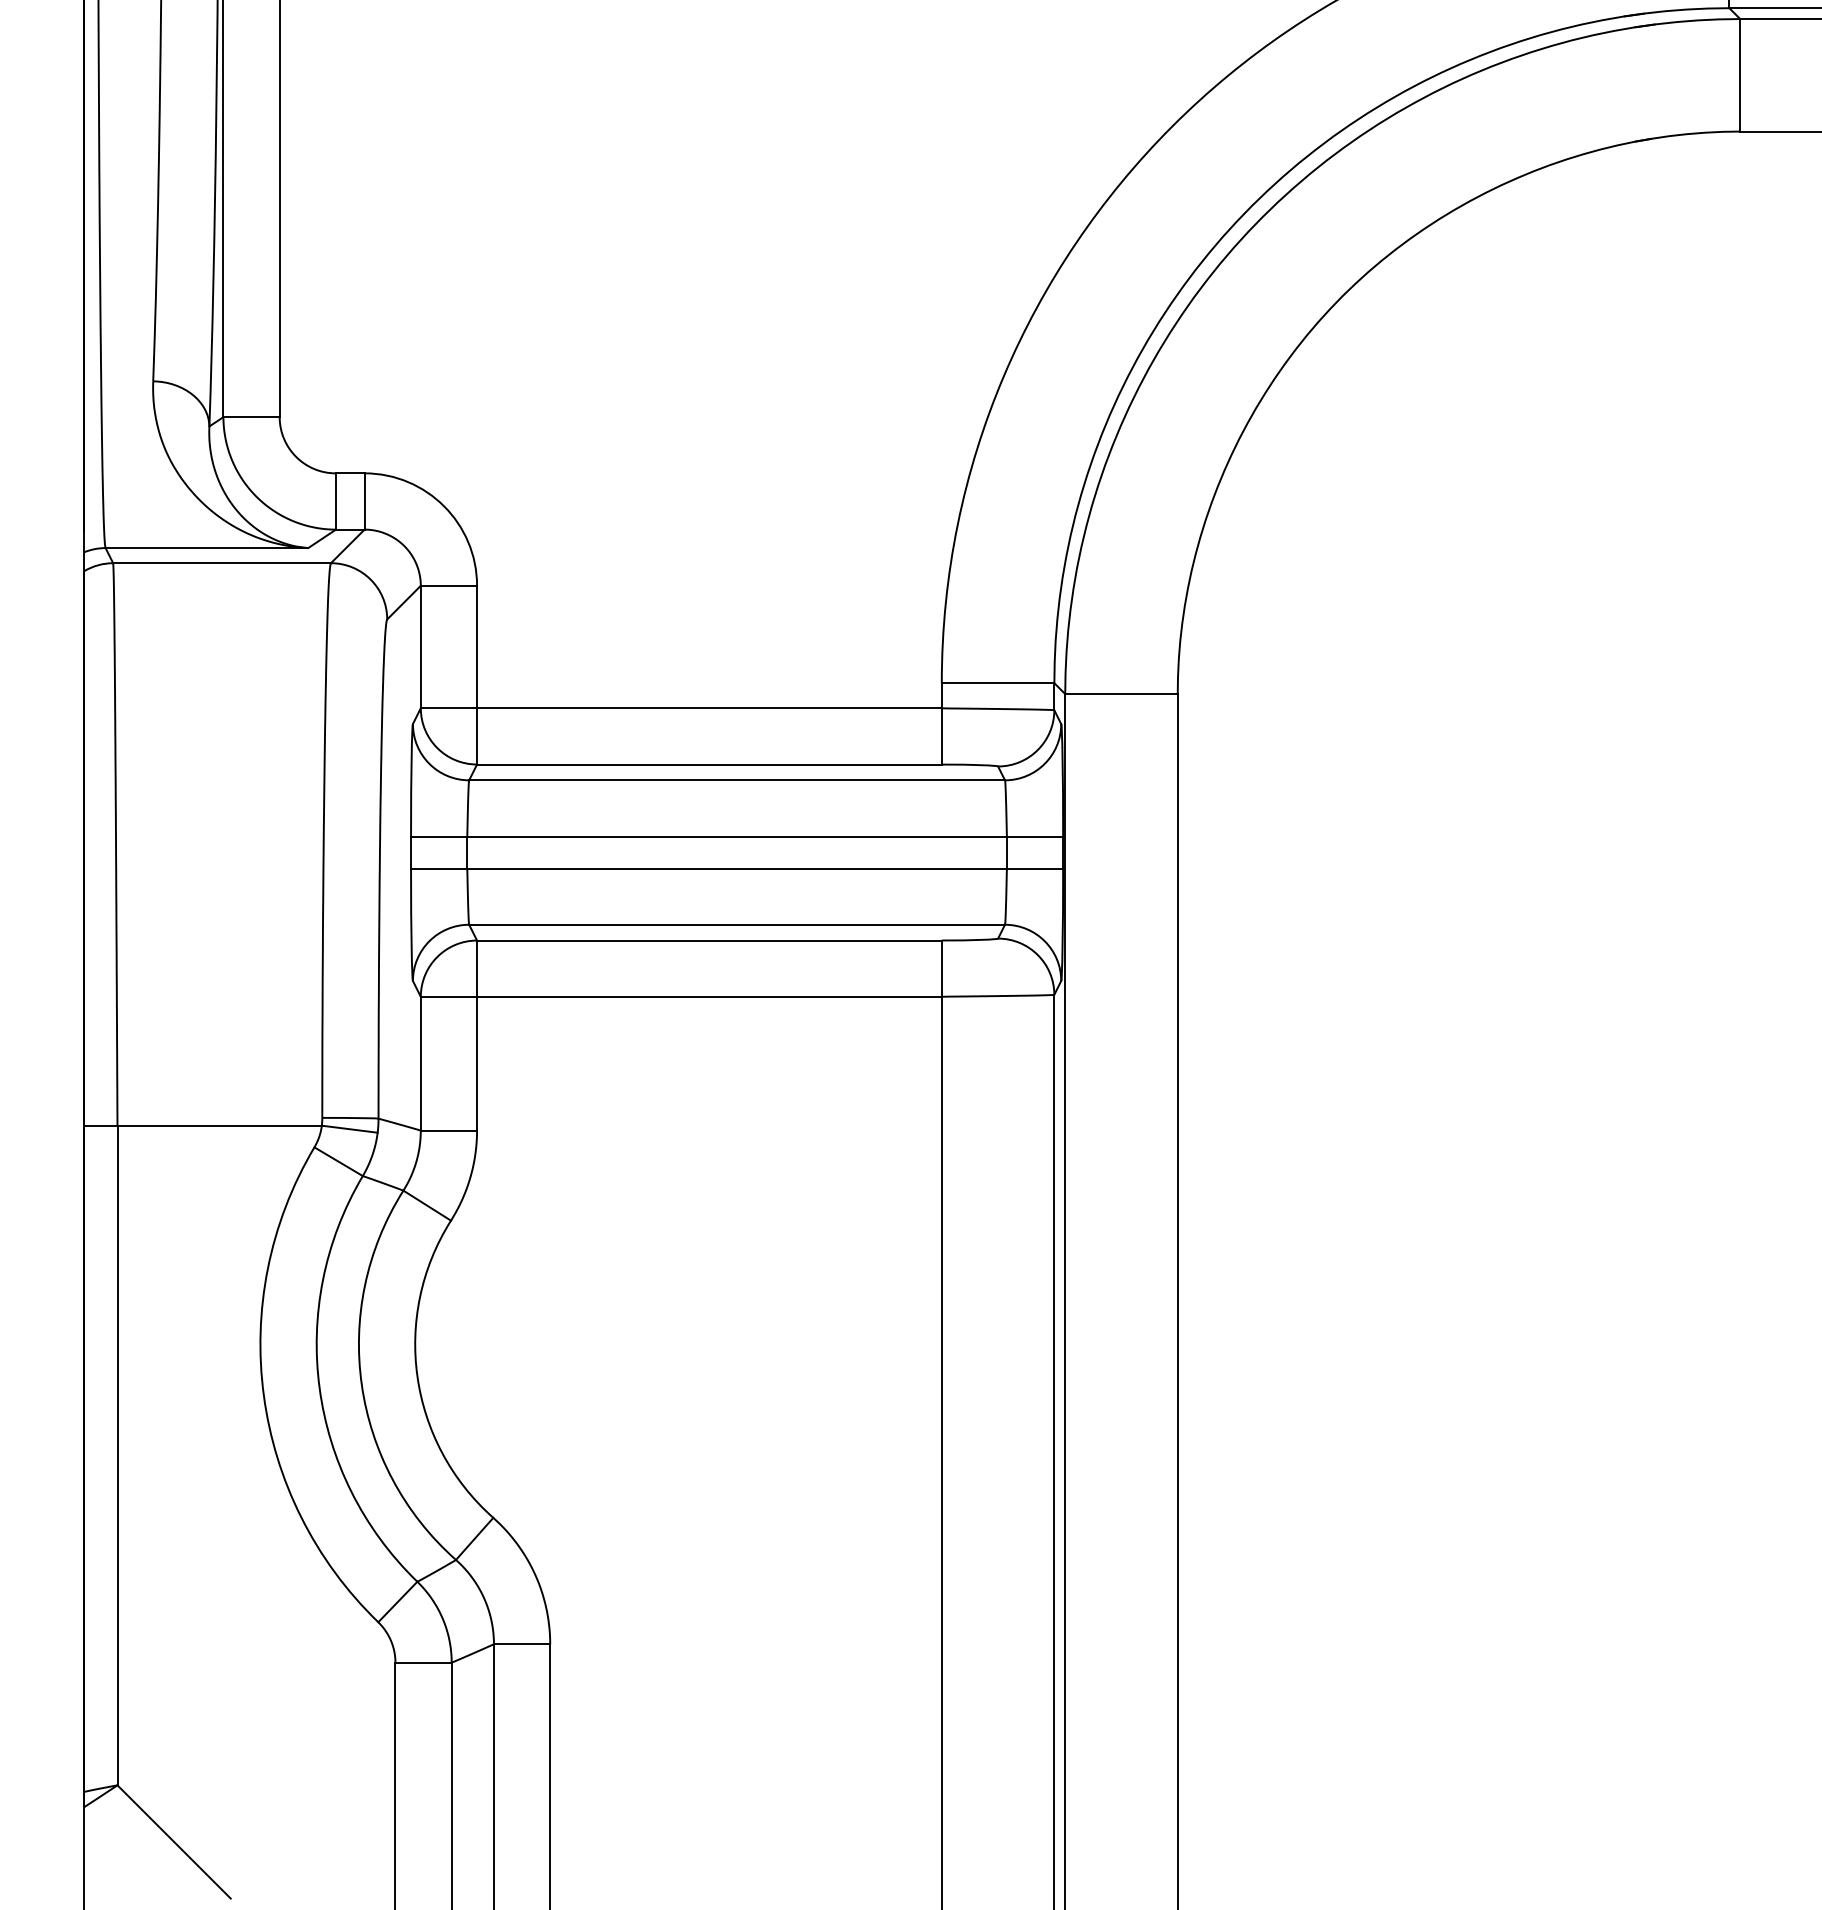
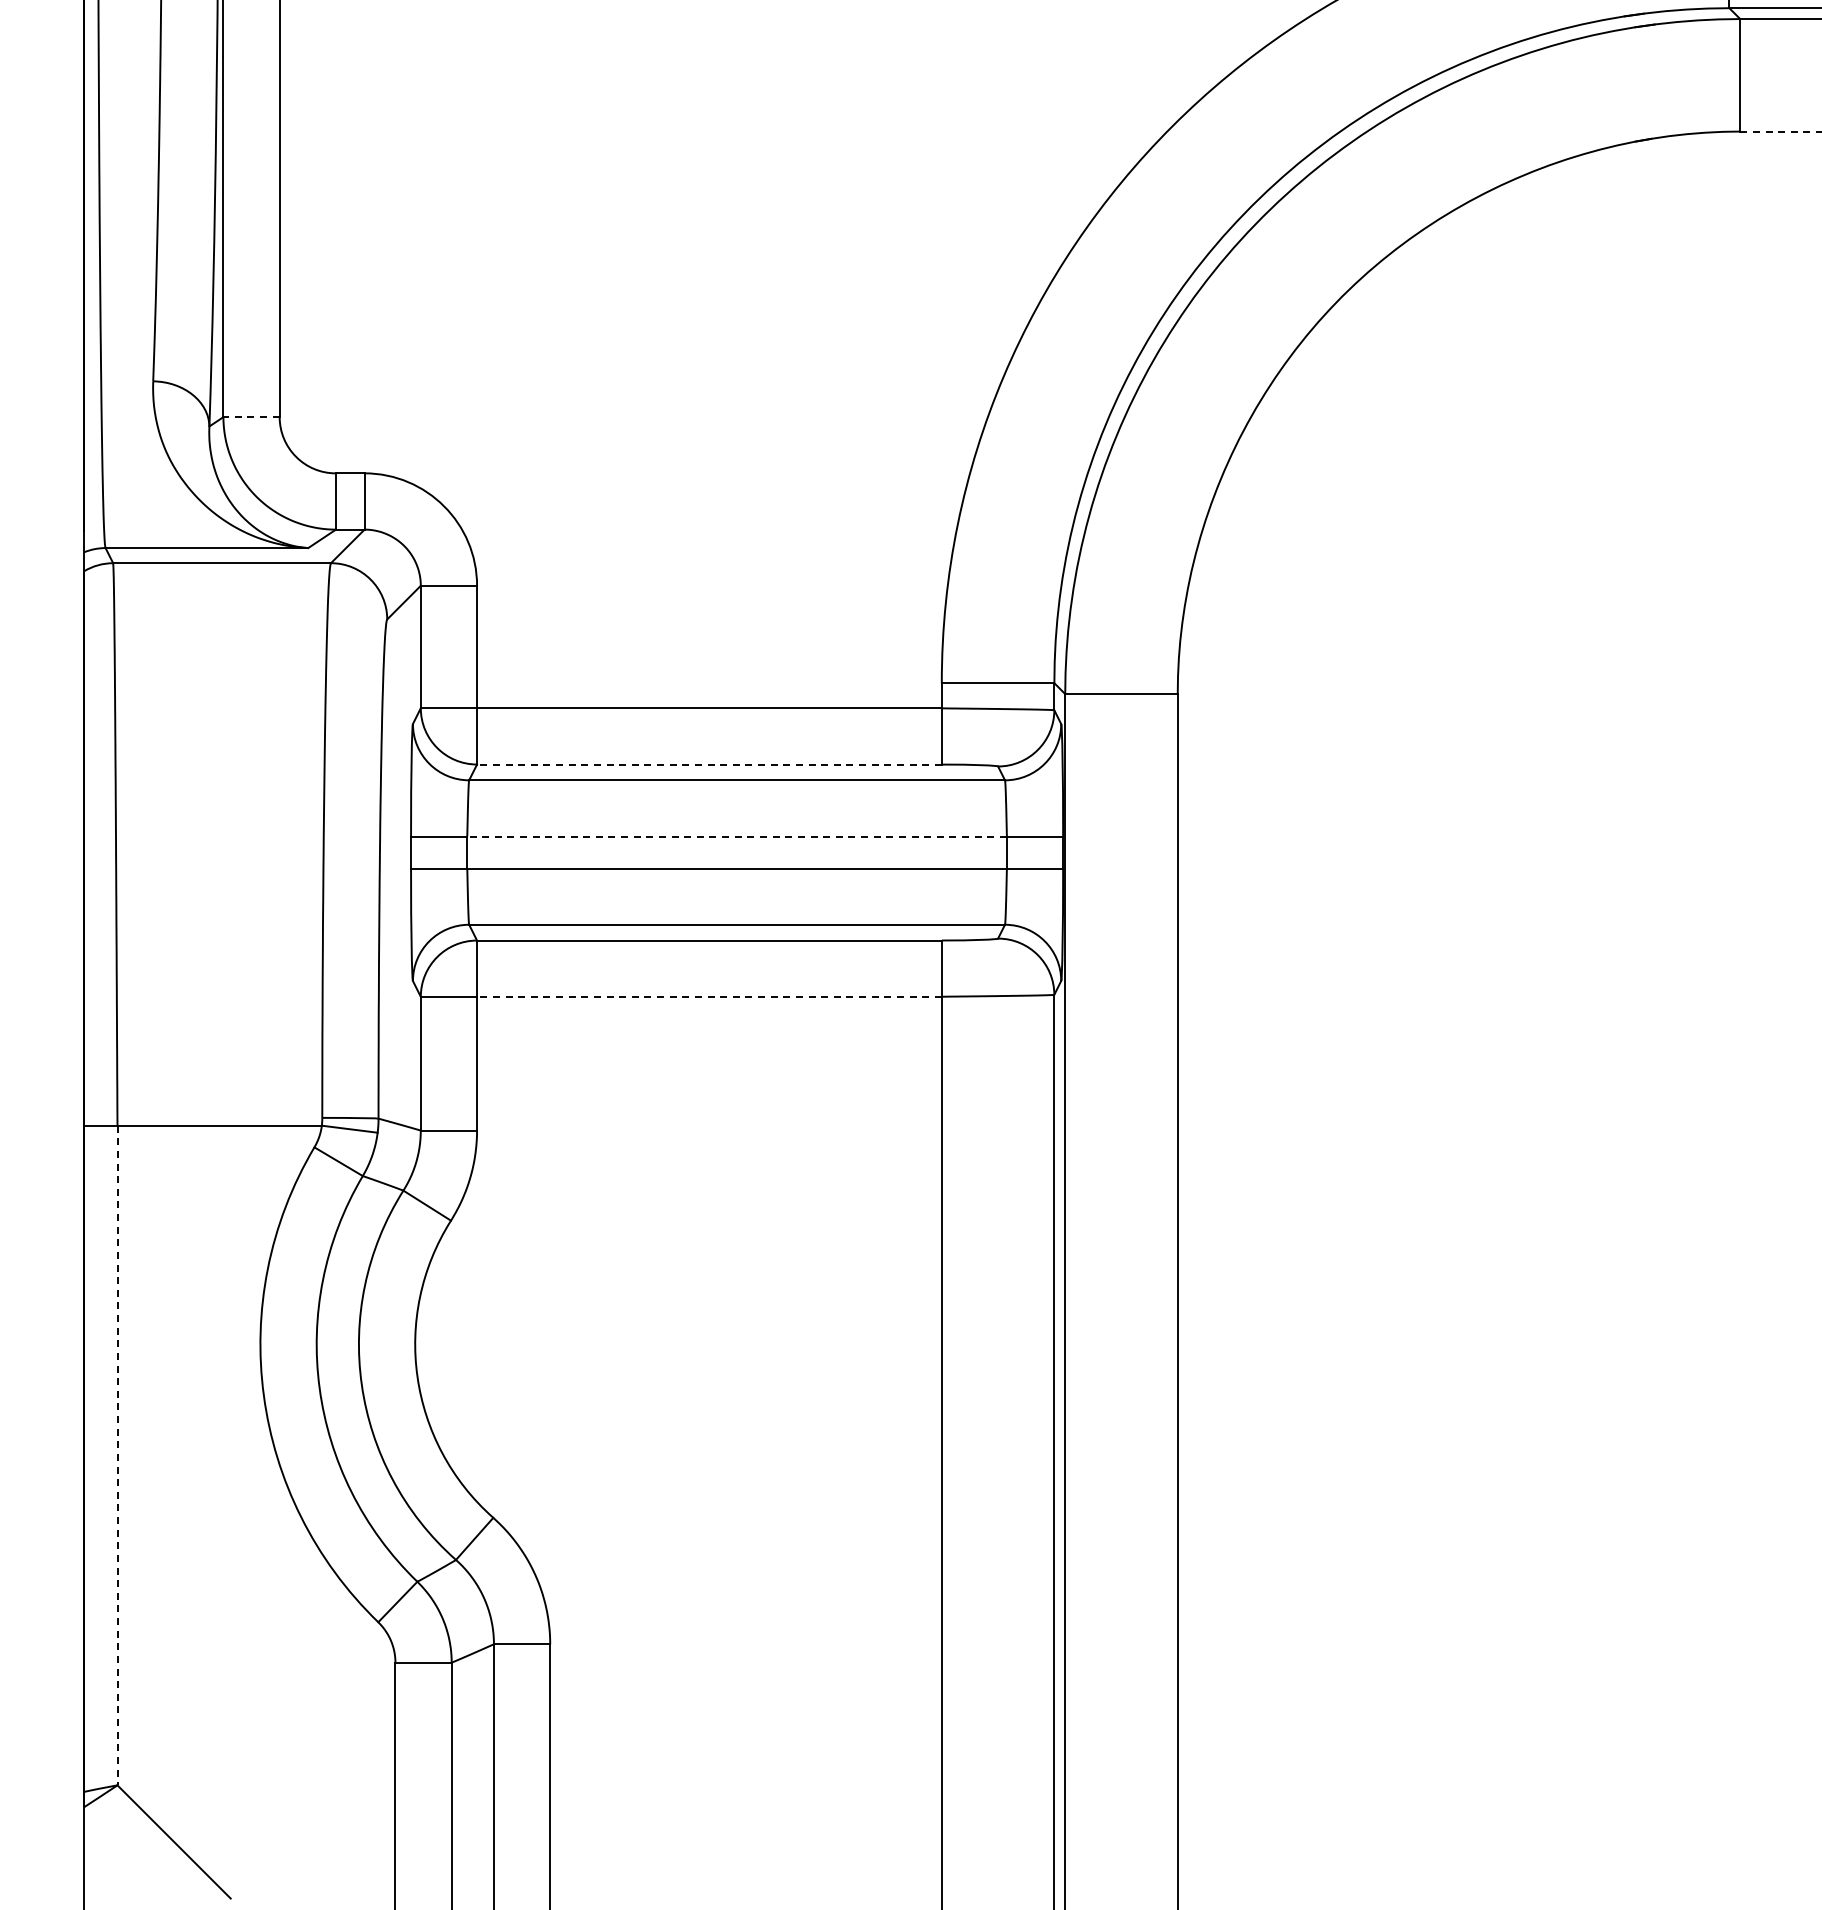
line: solid -> dashed (1780, 131)
line: solid -> dashed (251, 417)
line: solid -> dashed (708, 764)
line: solid -> dashed (737, 836)
line: solid -> dashed (708, 996)
line: solid -> dashed (117, 1455)
